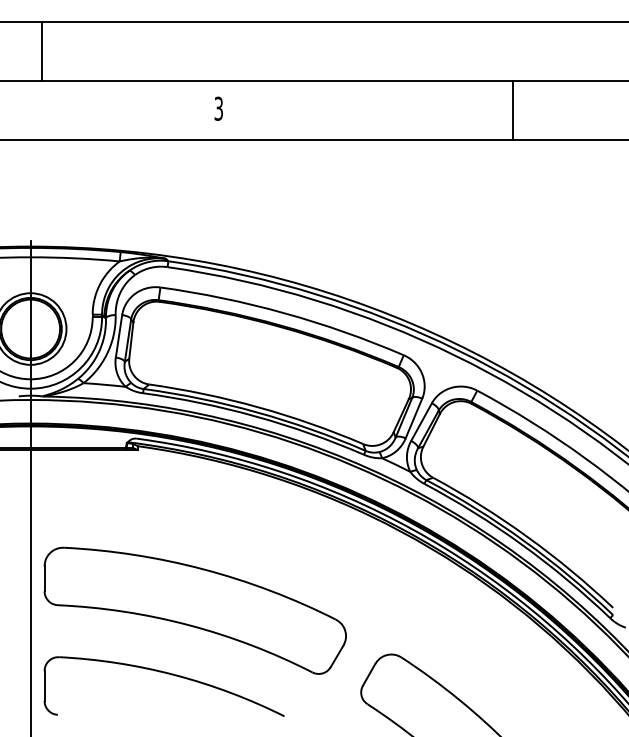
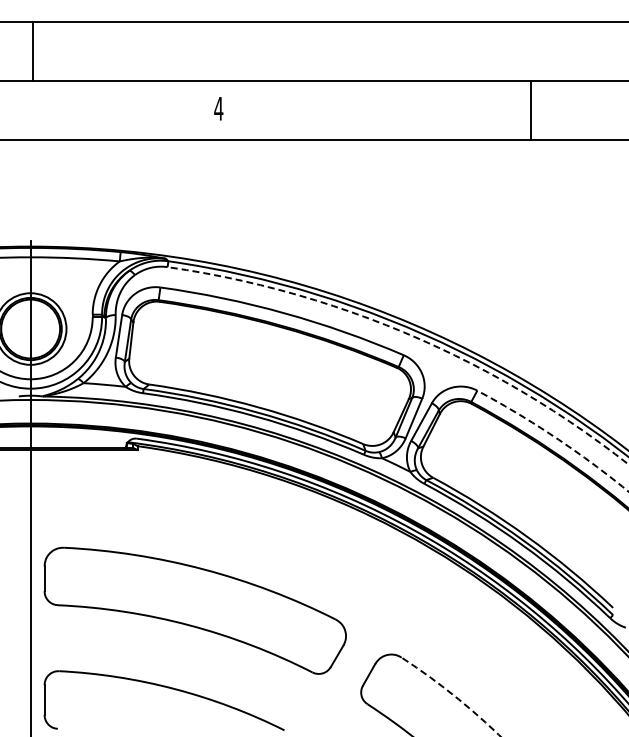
line position: (42, 51) -> (33, 51) (33, 51)
text: 3 -> 4 (218, 108)
line position: (513, 109) -> (531, 109) (531, 109)
arc: solid -> dashed (411, 335)
arc: solid -> dashed (555, 437)
part position: (167, 674) -> (167, 688) (167, 688)
arc: solid -> dashed (453, 695)
